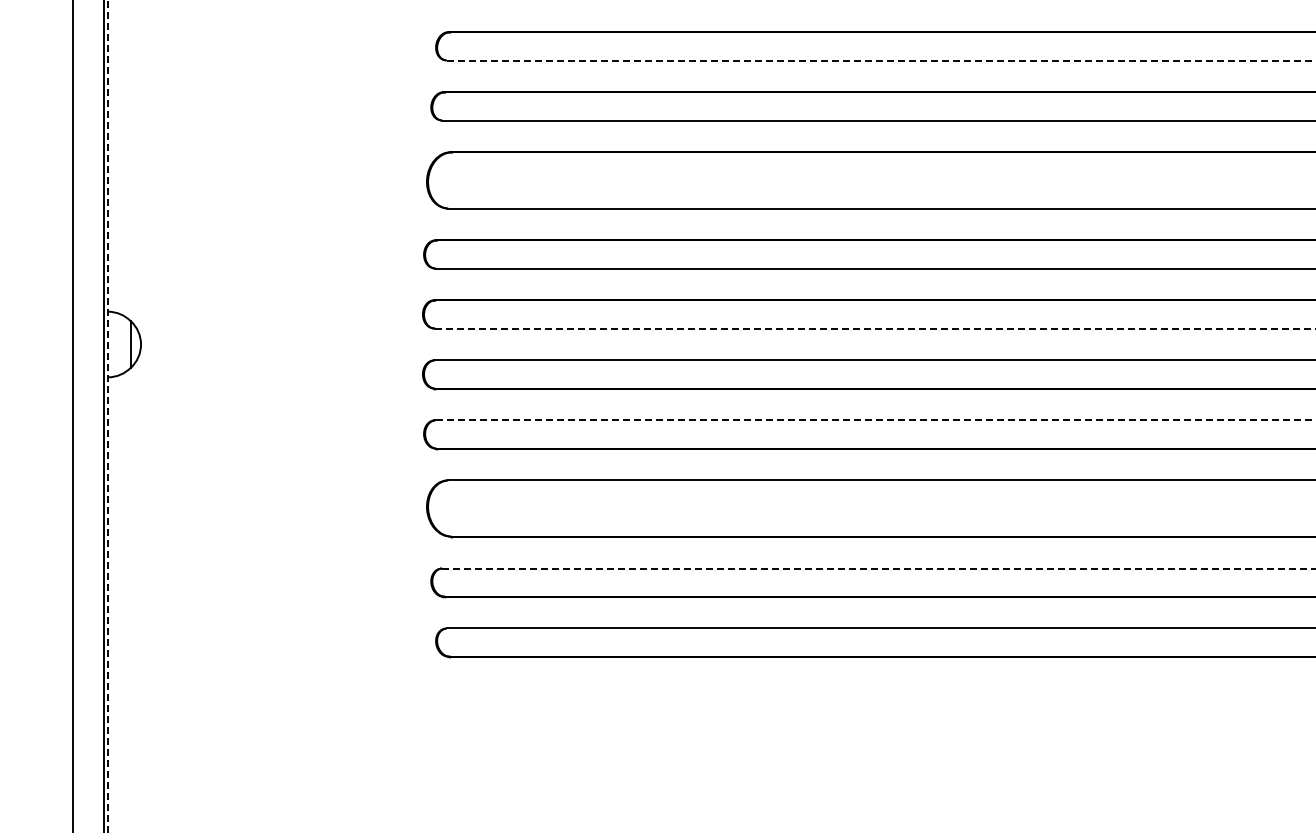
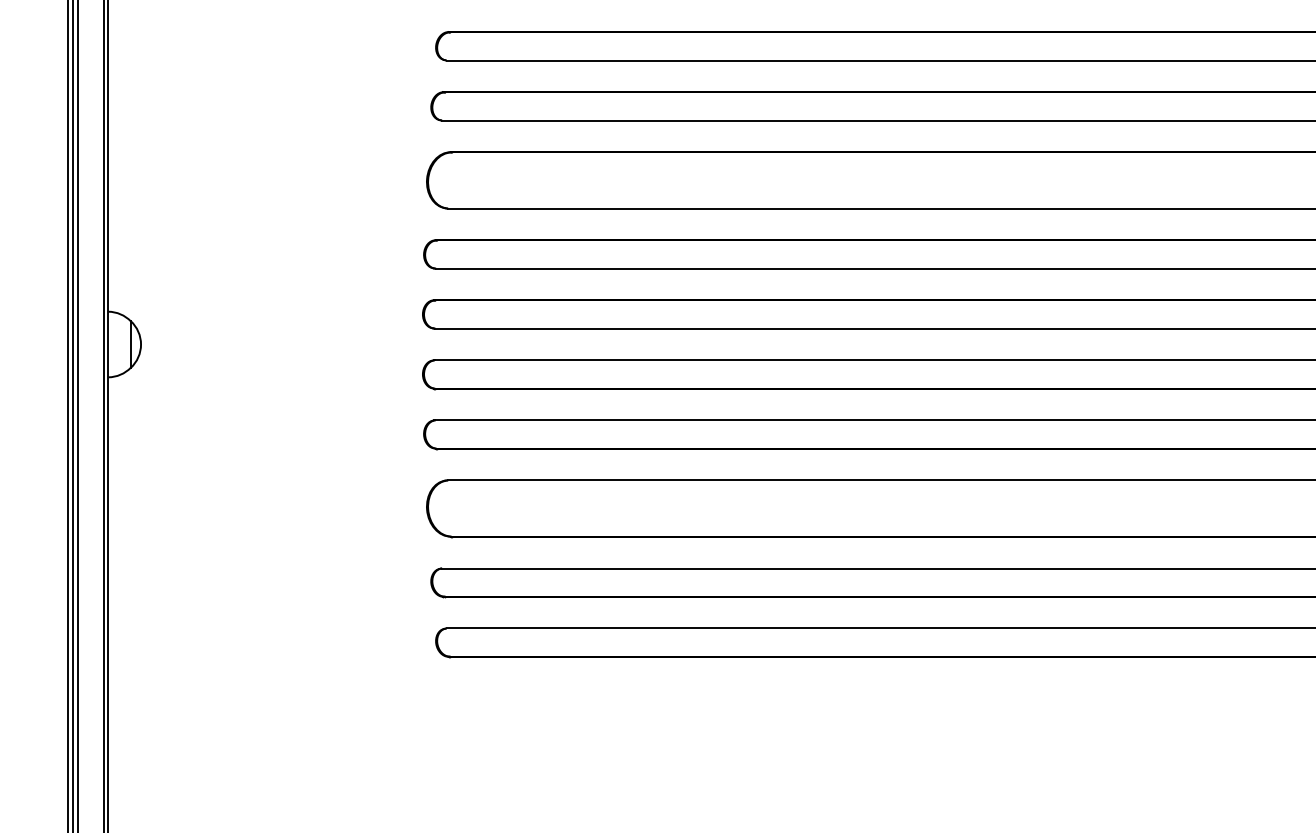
line: dashed -> solid (881, 60)
line: dashed -> solid (875, 328)
line: none -> present (68, 415)
line: none -> present (77, 415)
line: dashed -> solid (108, 415)
line: dashed -> solid (875, 420)
line: dashed -> solid (879, 568)
